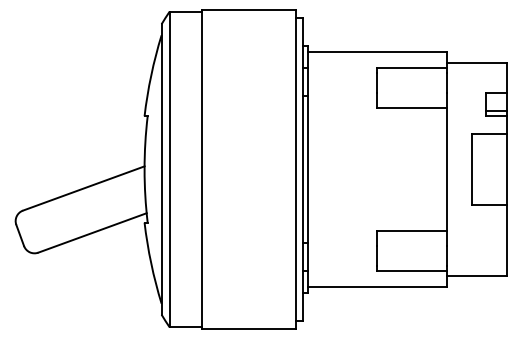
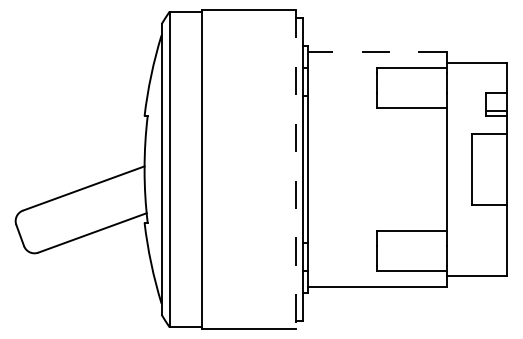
line: solid -> dashed (376, 52)
line: solid -> dashed (295, 169)
